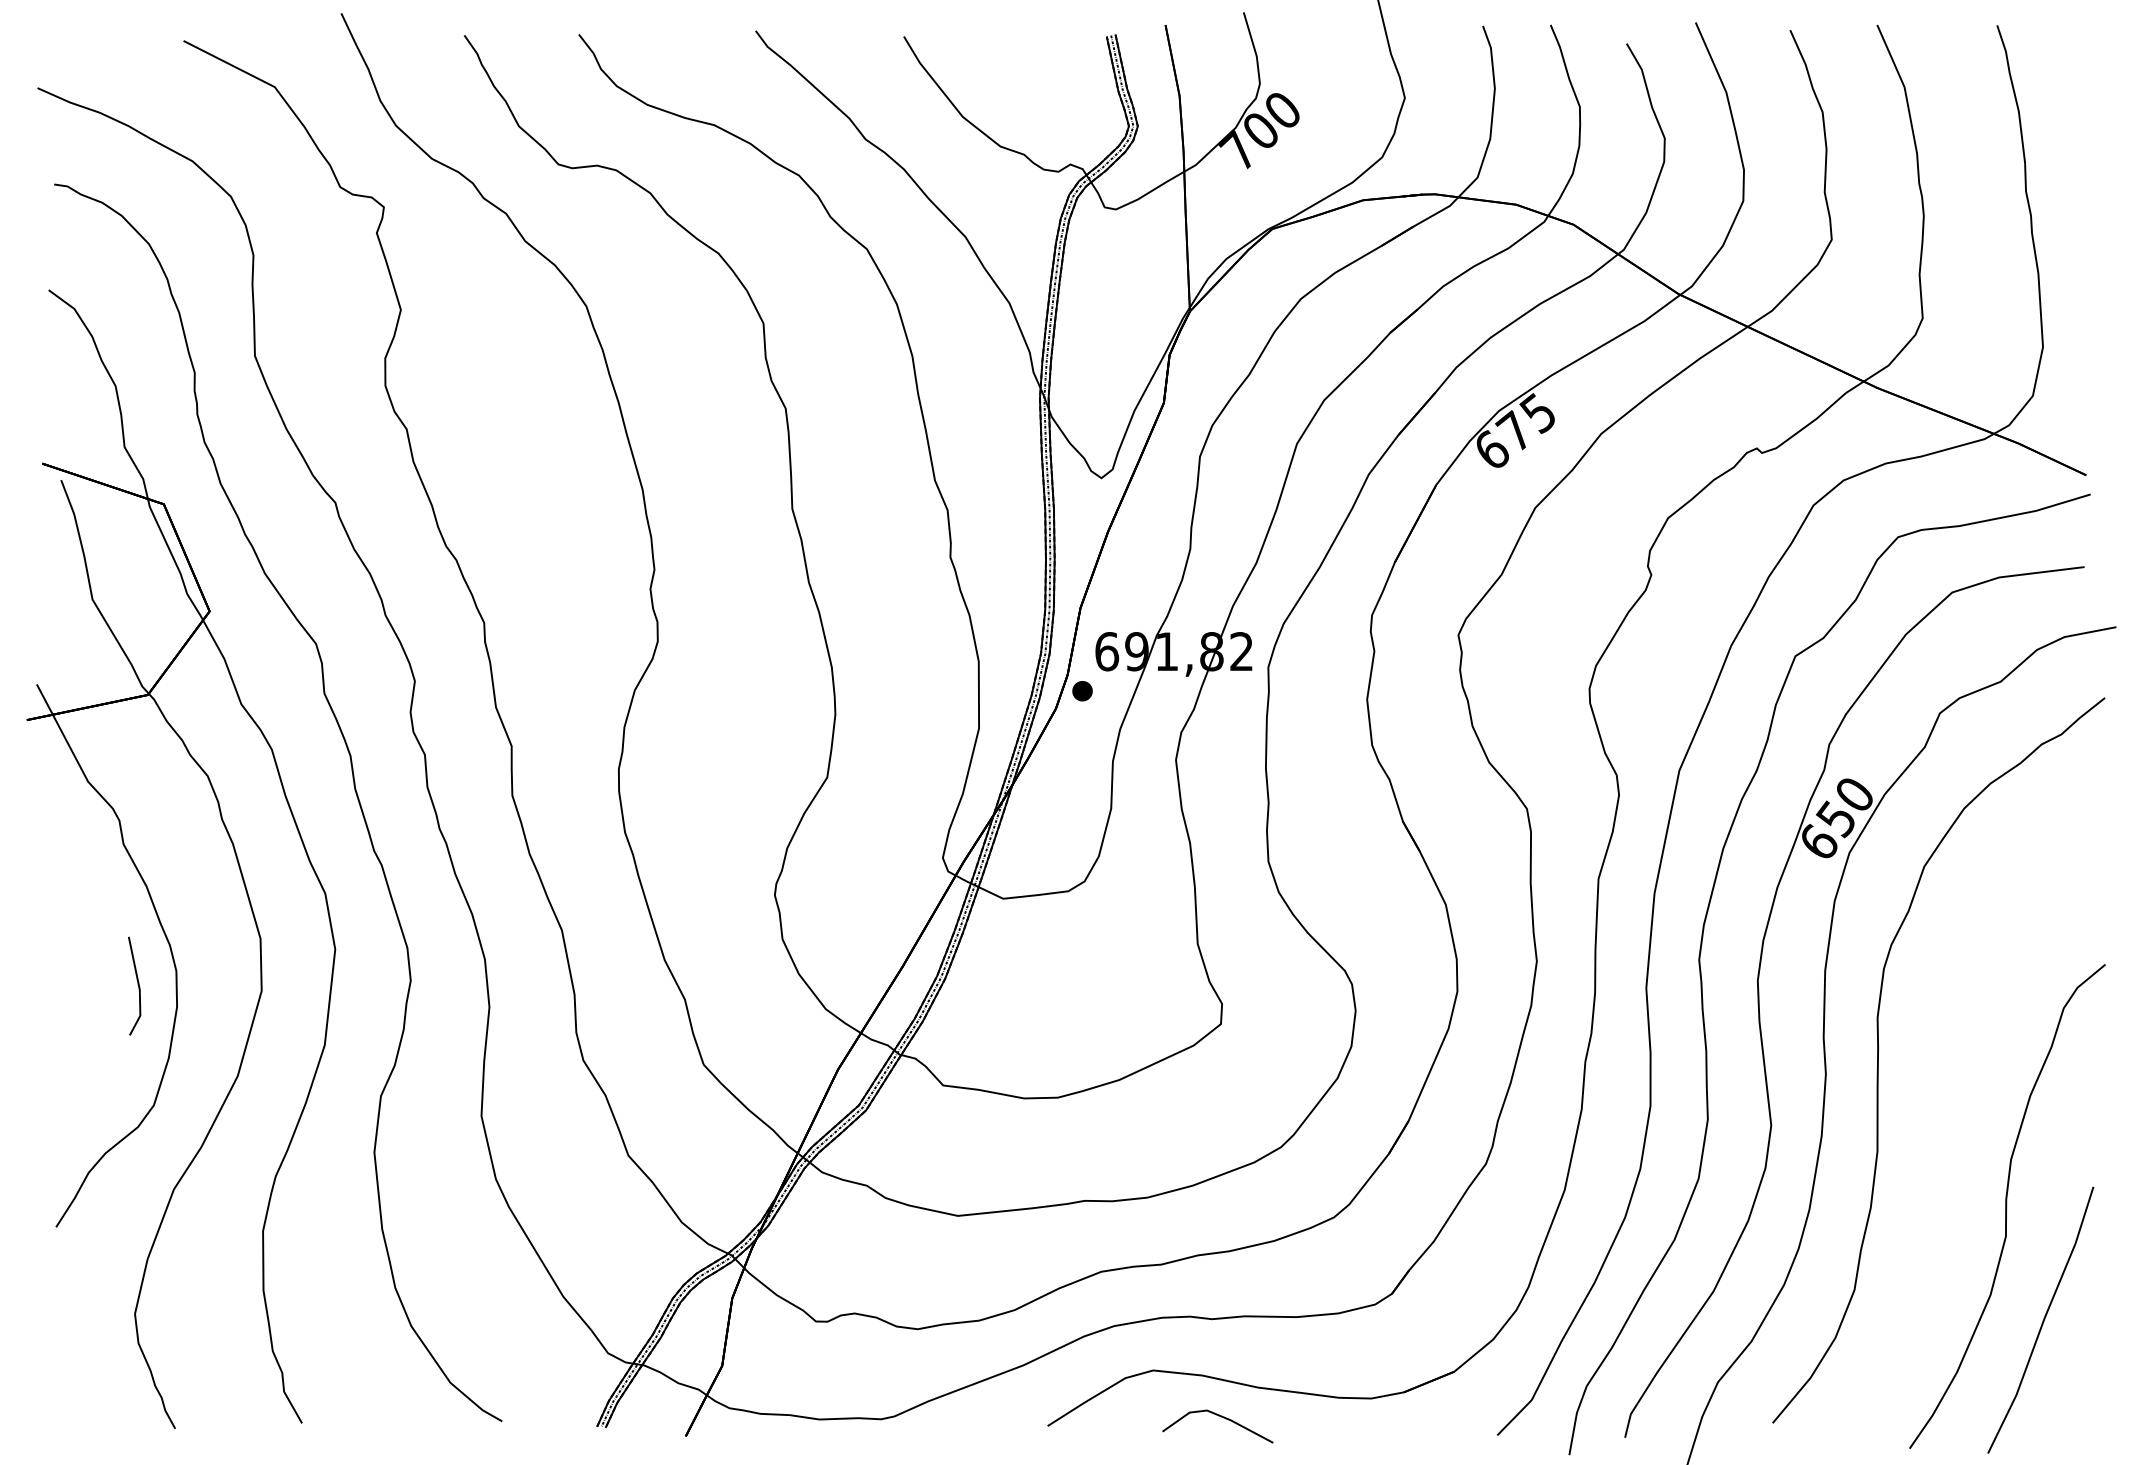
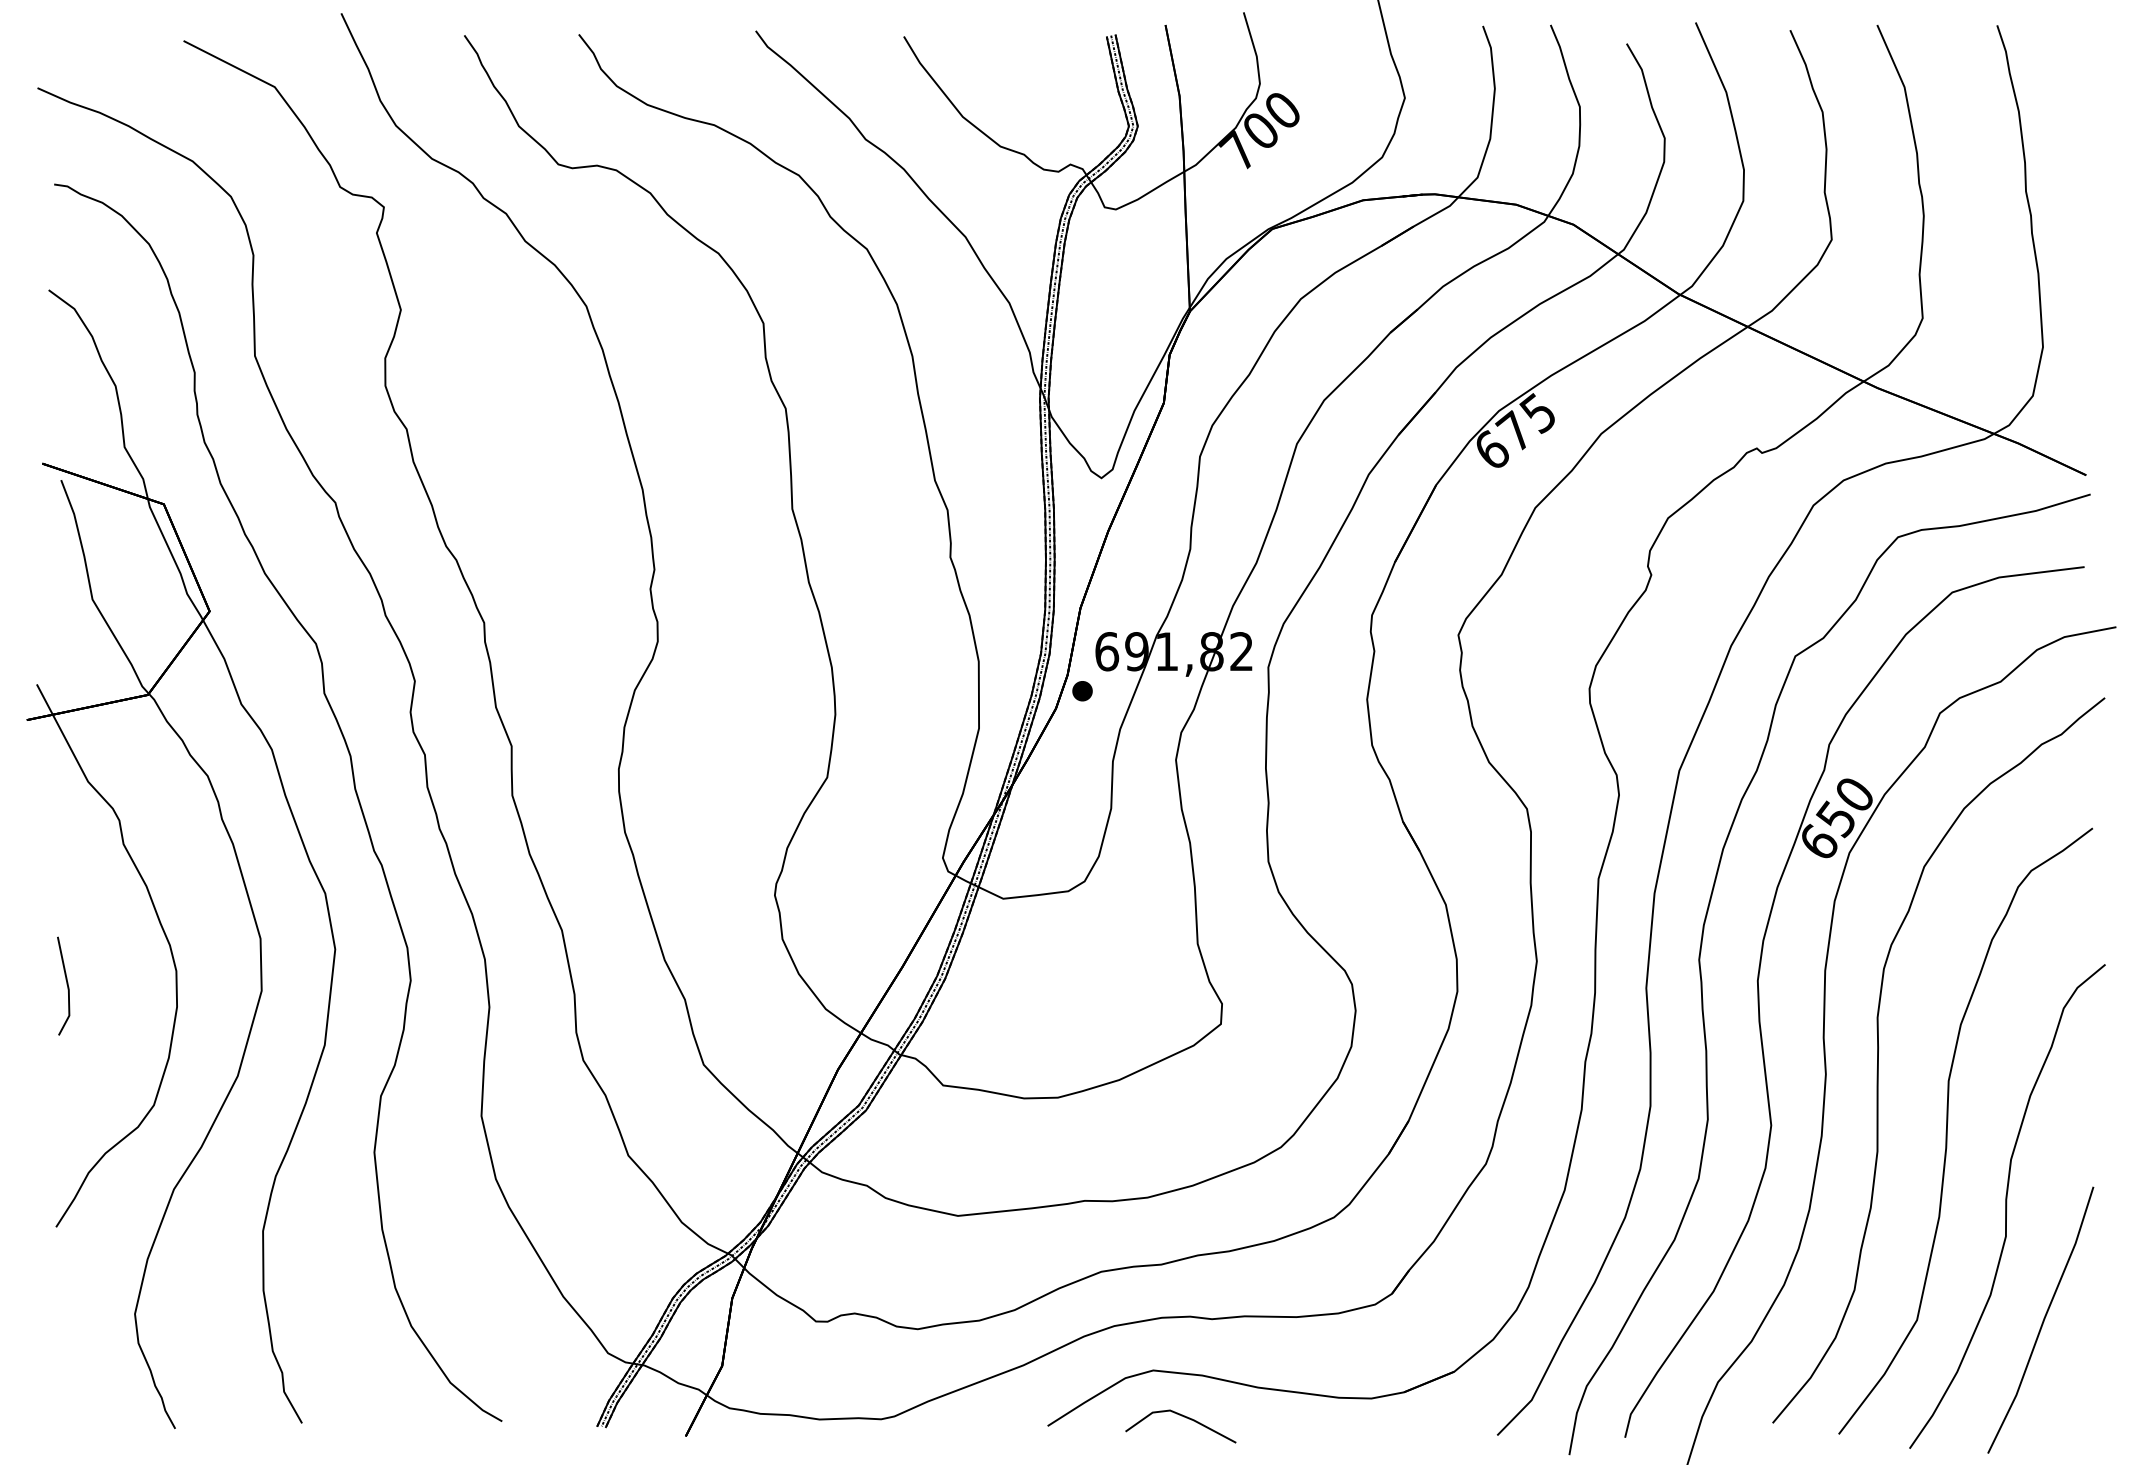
line position: (137, 984) -> (66, 984) (66, 984)
part: none -> present (1947, 1130)
line position: (1221, 1417) -> (1184, 1417) (1184, 1417)
